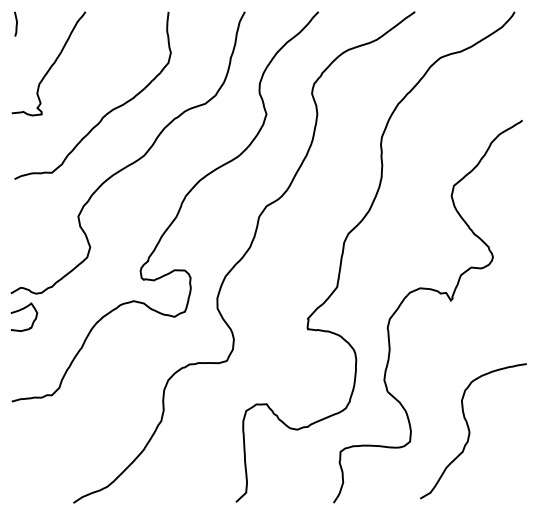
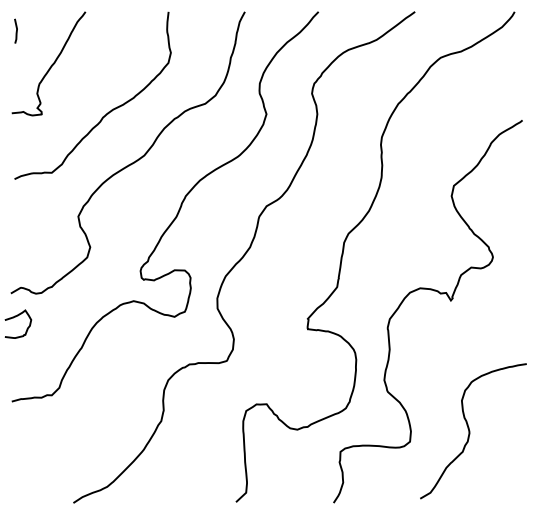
line position: (16, 23) -> (16, 30) (16, 30)
curve position: (21, 310) -> (15, 317) (15, 317)
